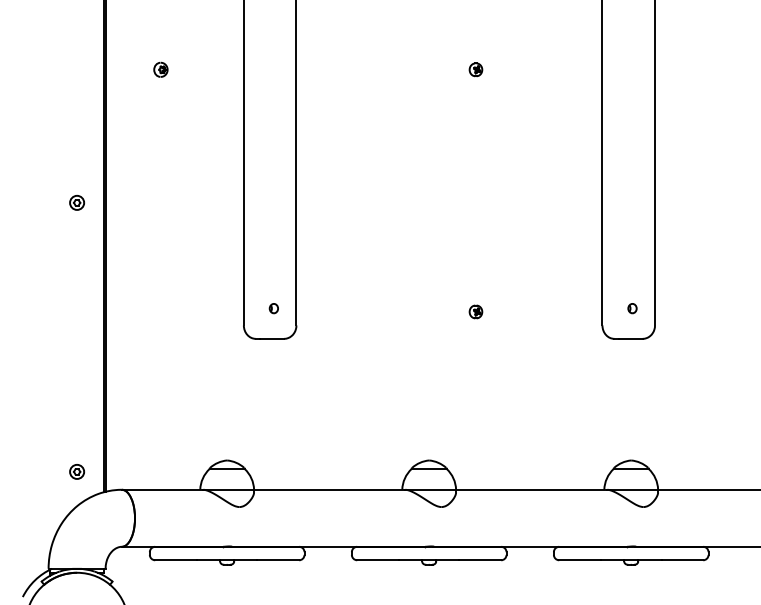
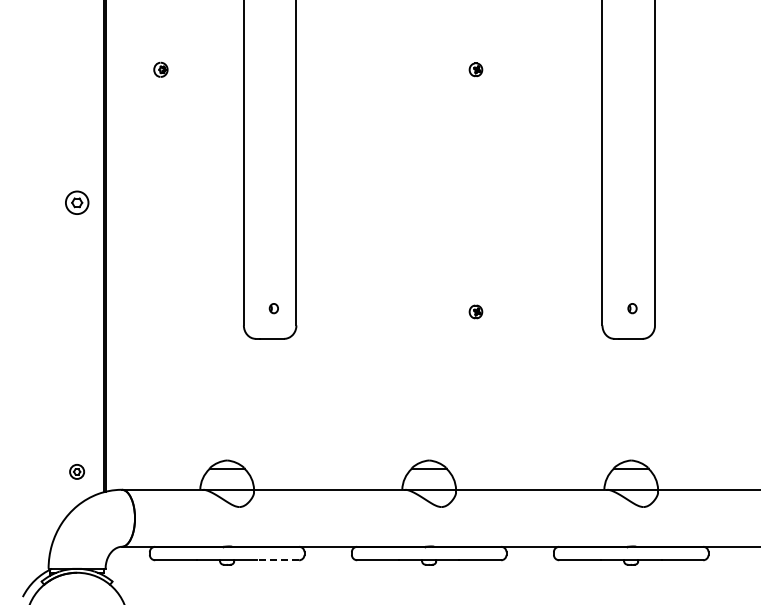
part size: 16x16 px -> 25x25 px (77, 202)
line: solid -> dashed (278, 560)
